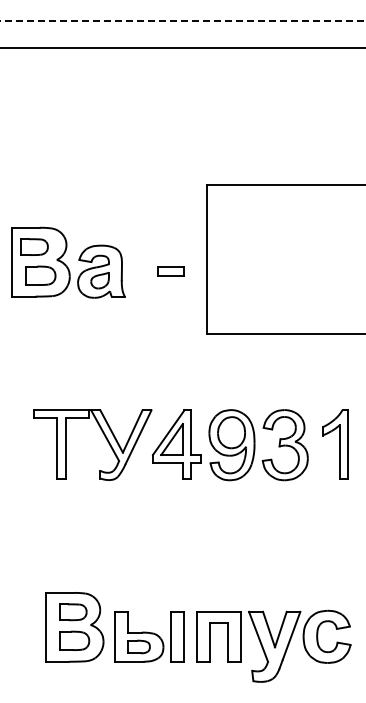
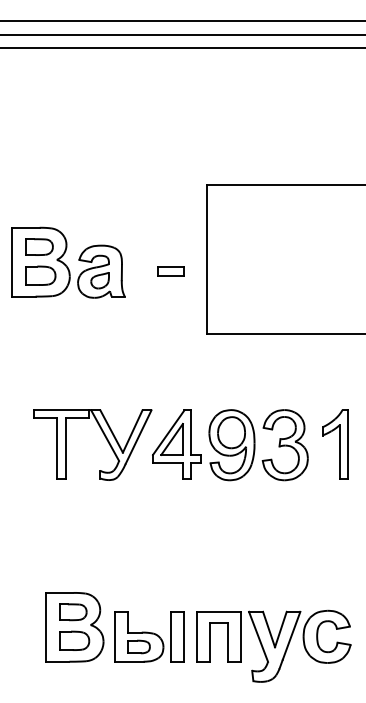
line: dashed -> solid (182, 21)
line: none -> present (182, 34)
part position: (34, 246) -> (39, 246) (39, 246)
